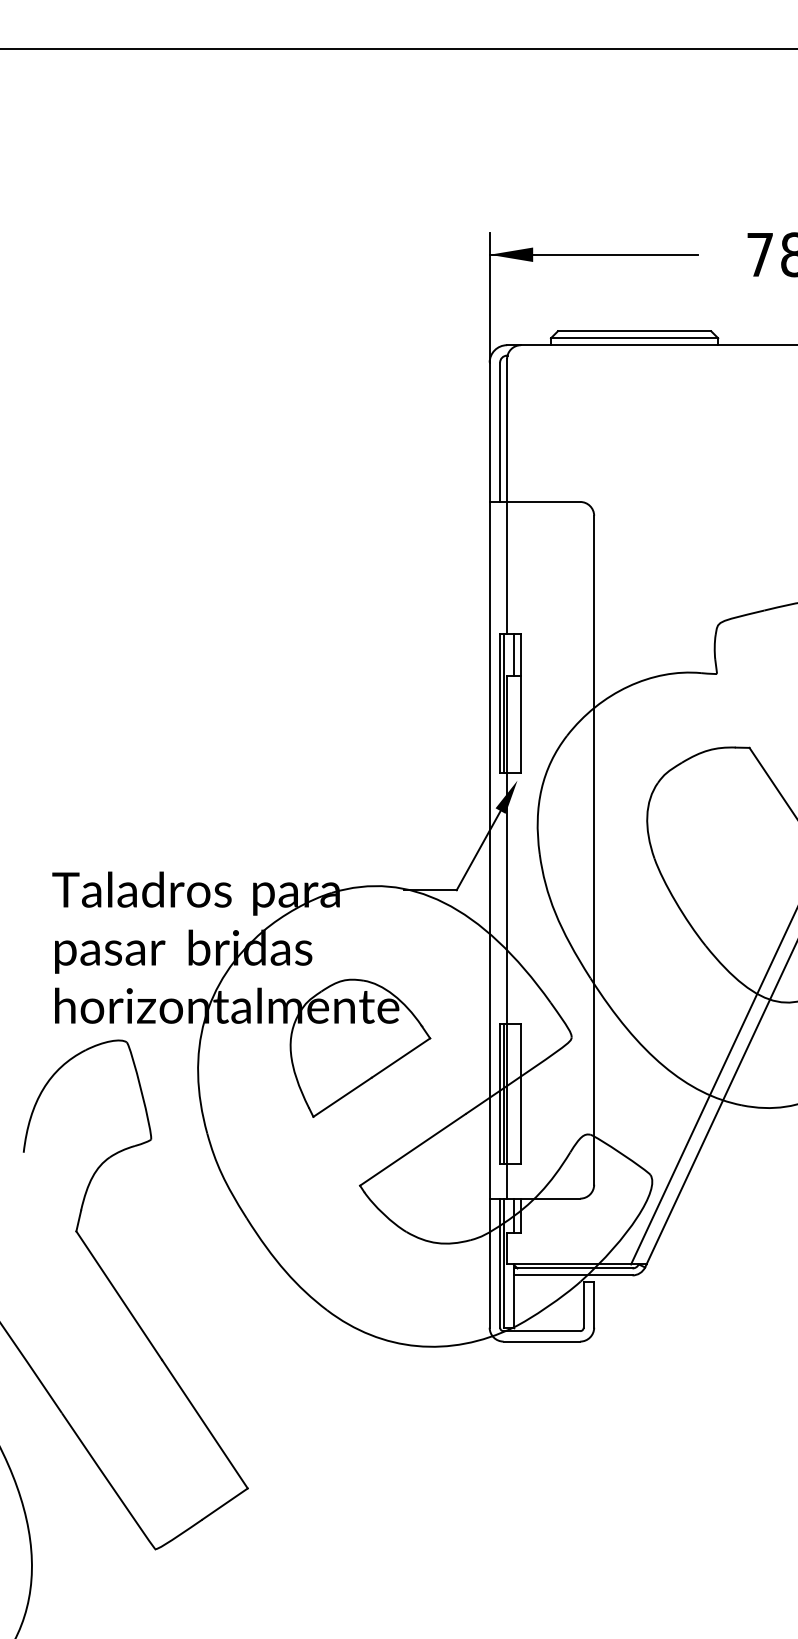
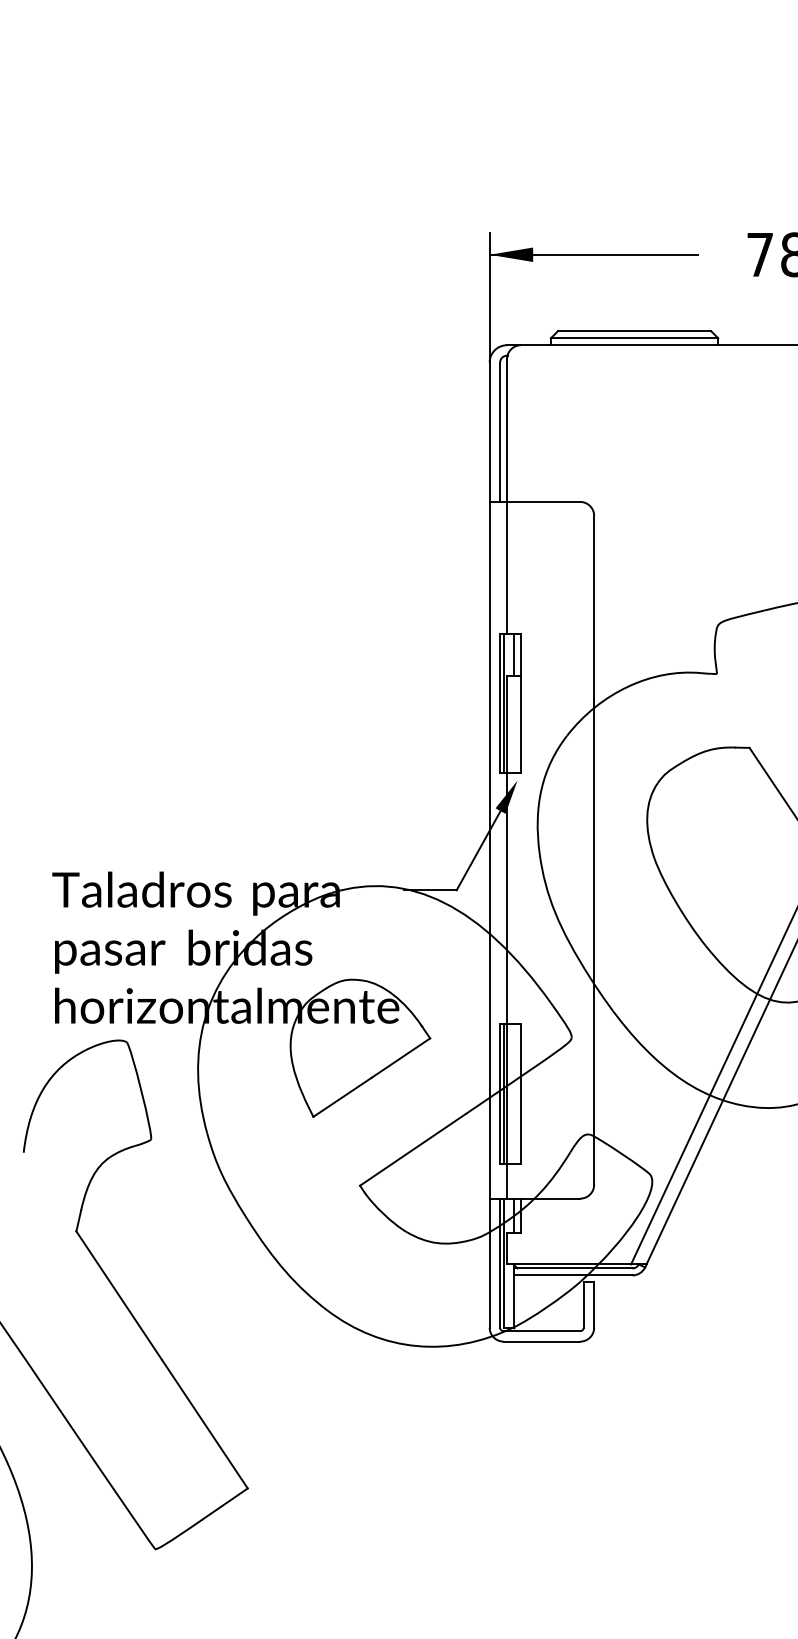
line: present -> none (398, 49)
